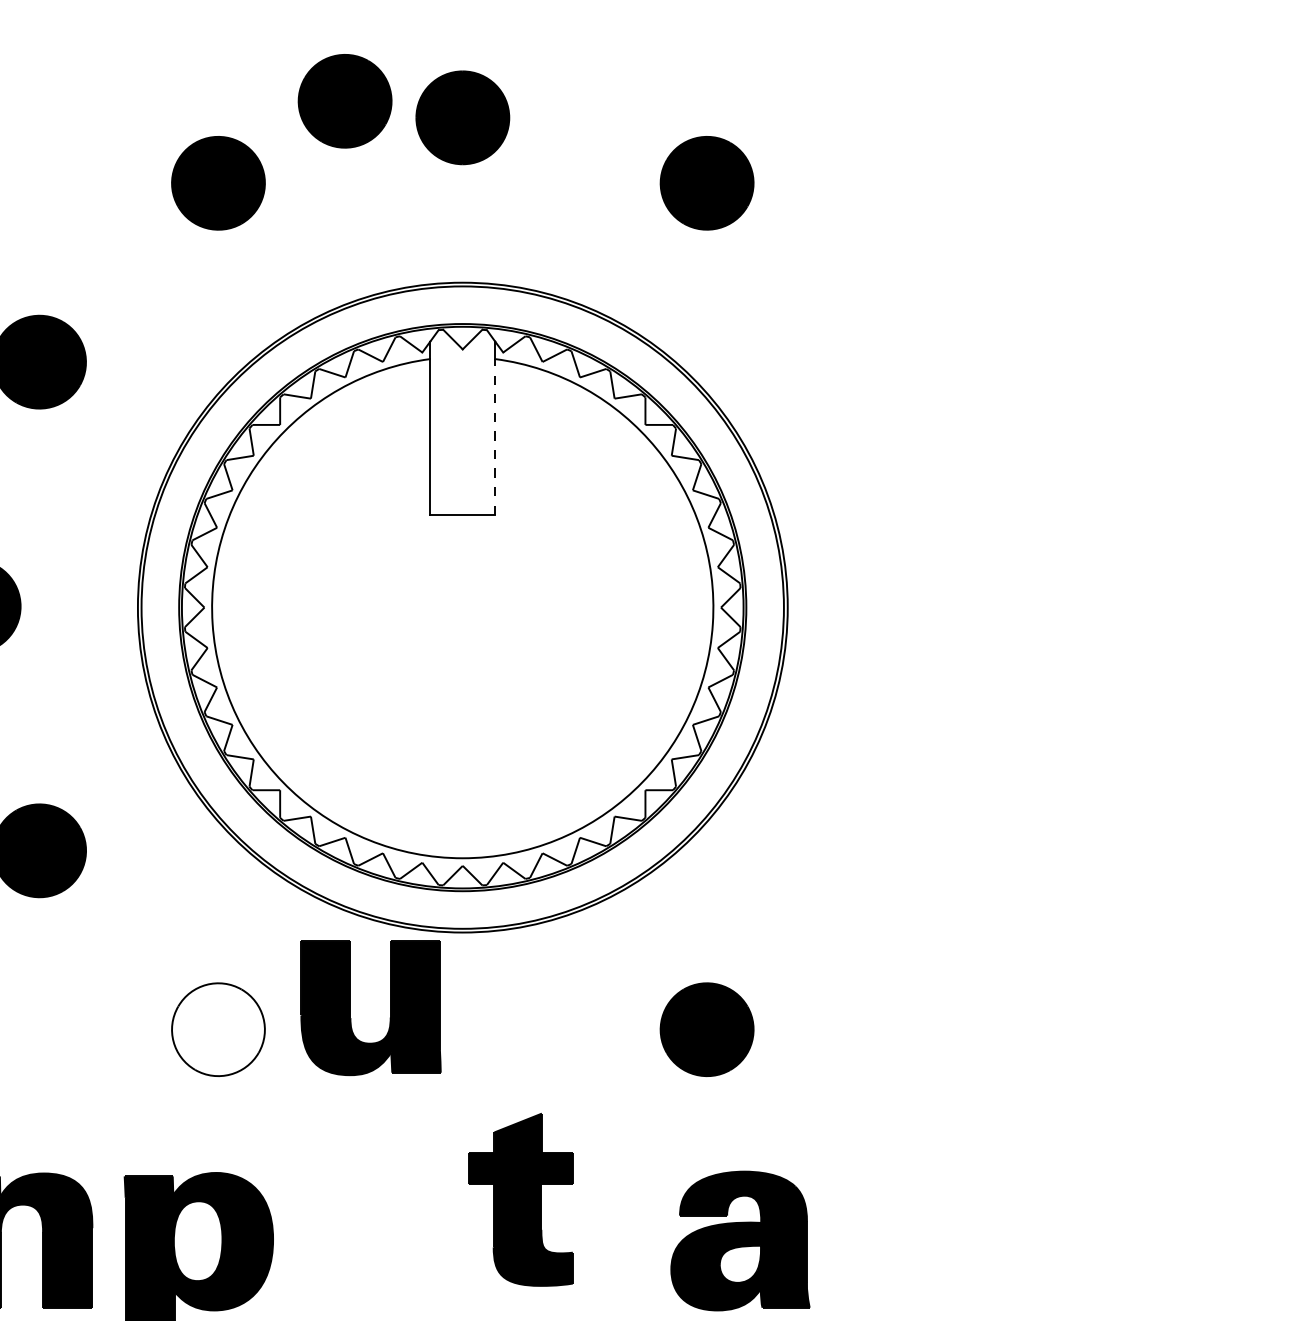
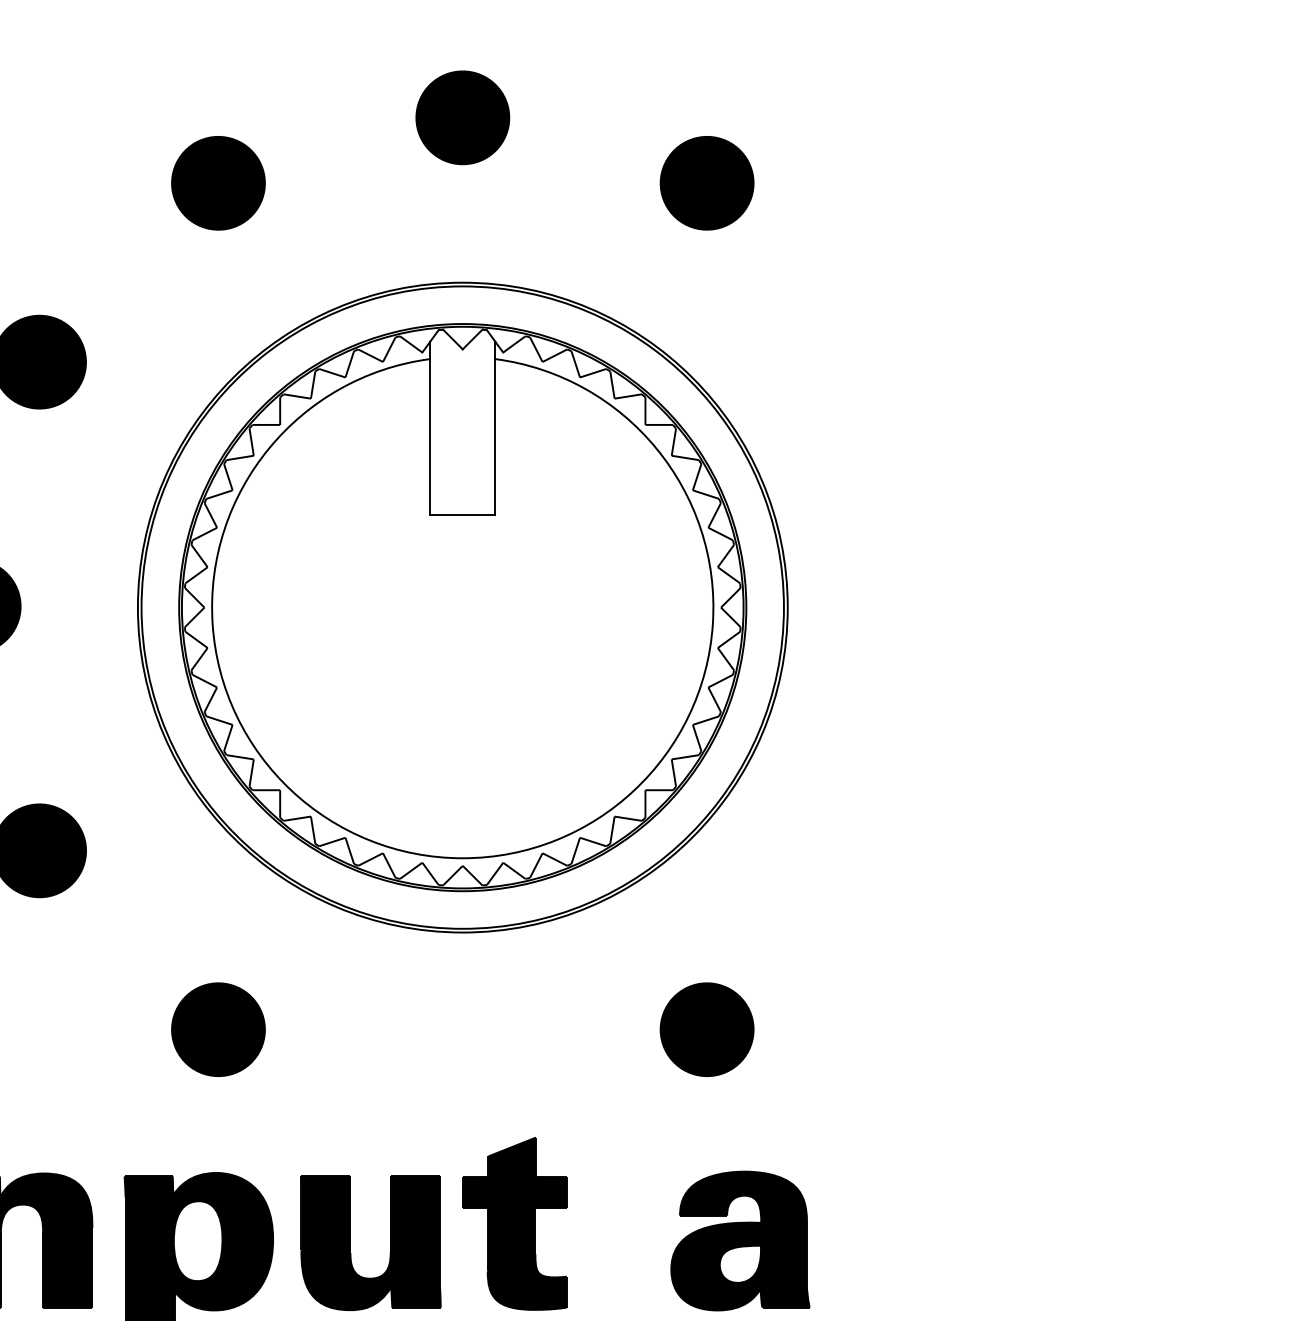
part: present -> none (344, 101)
line: dashed -> solid (495, 436)
part position: (350, 1008) -> (350, 1243) (350, 1243)
fill: none -> present (218, 1029)
part position: (520, 1199) -> (514, 1223) (514, 1223)
